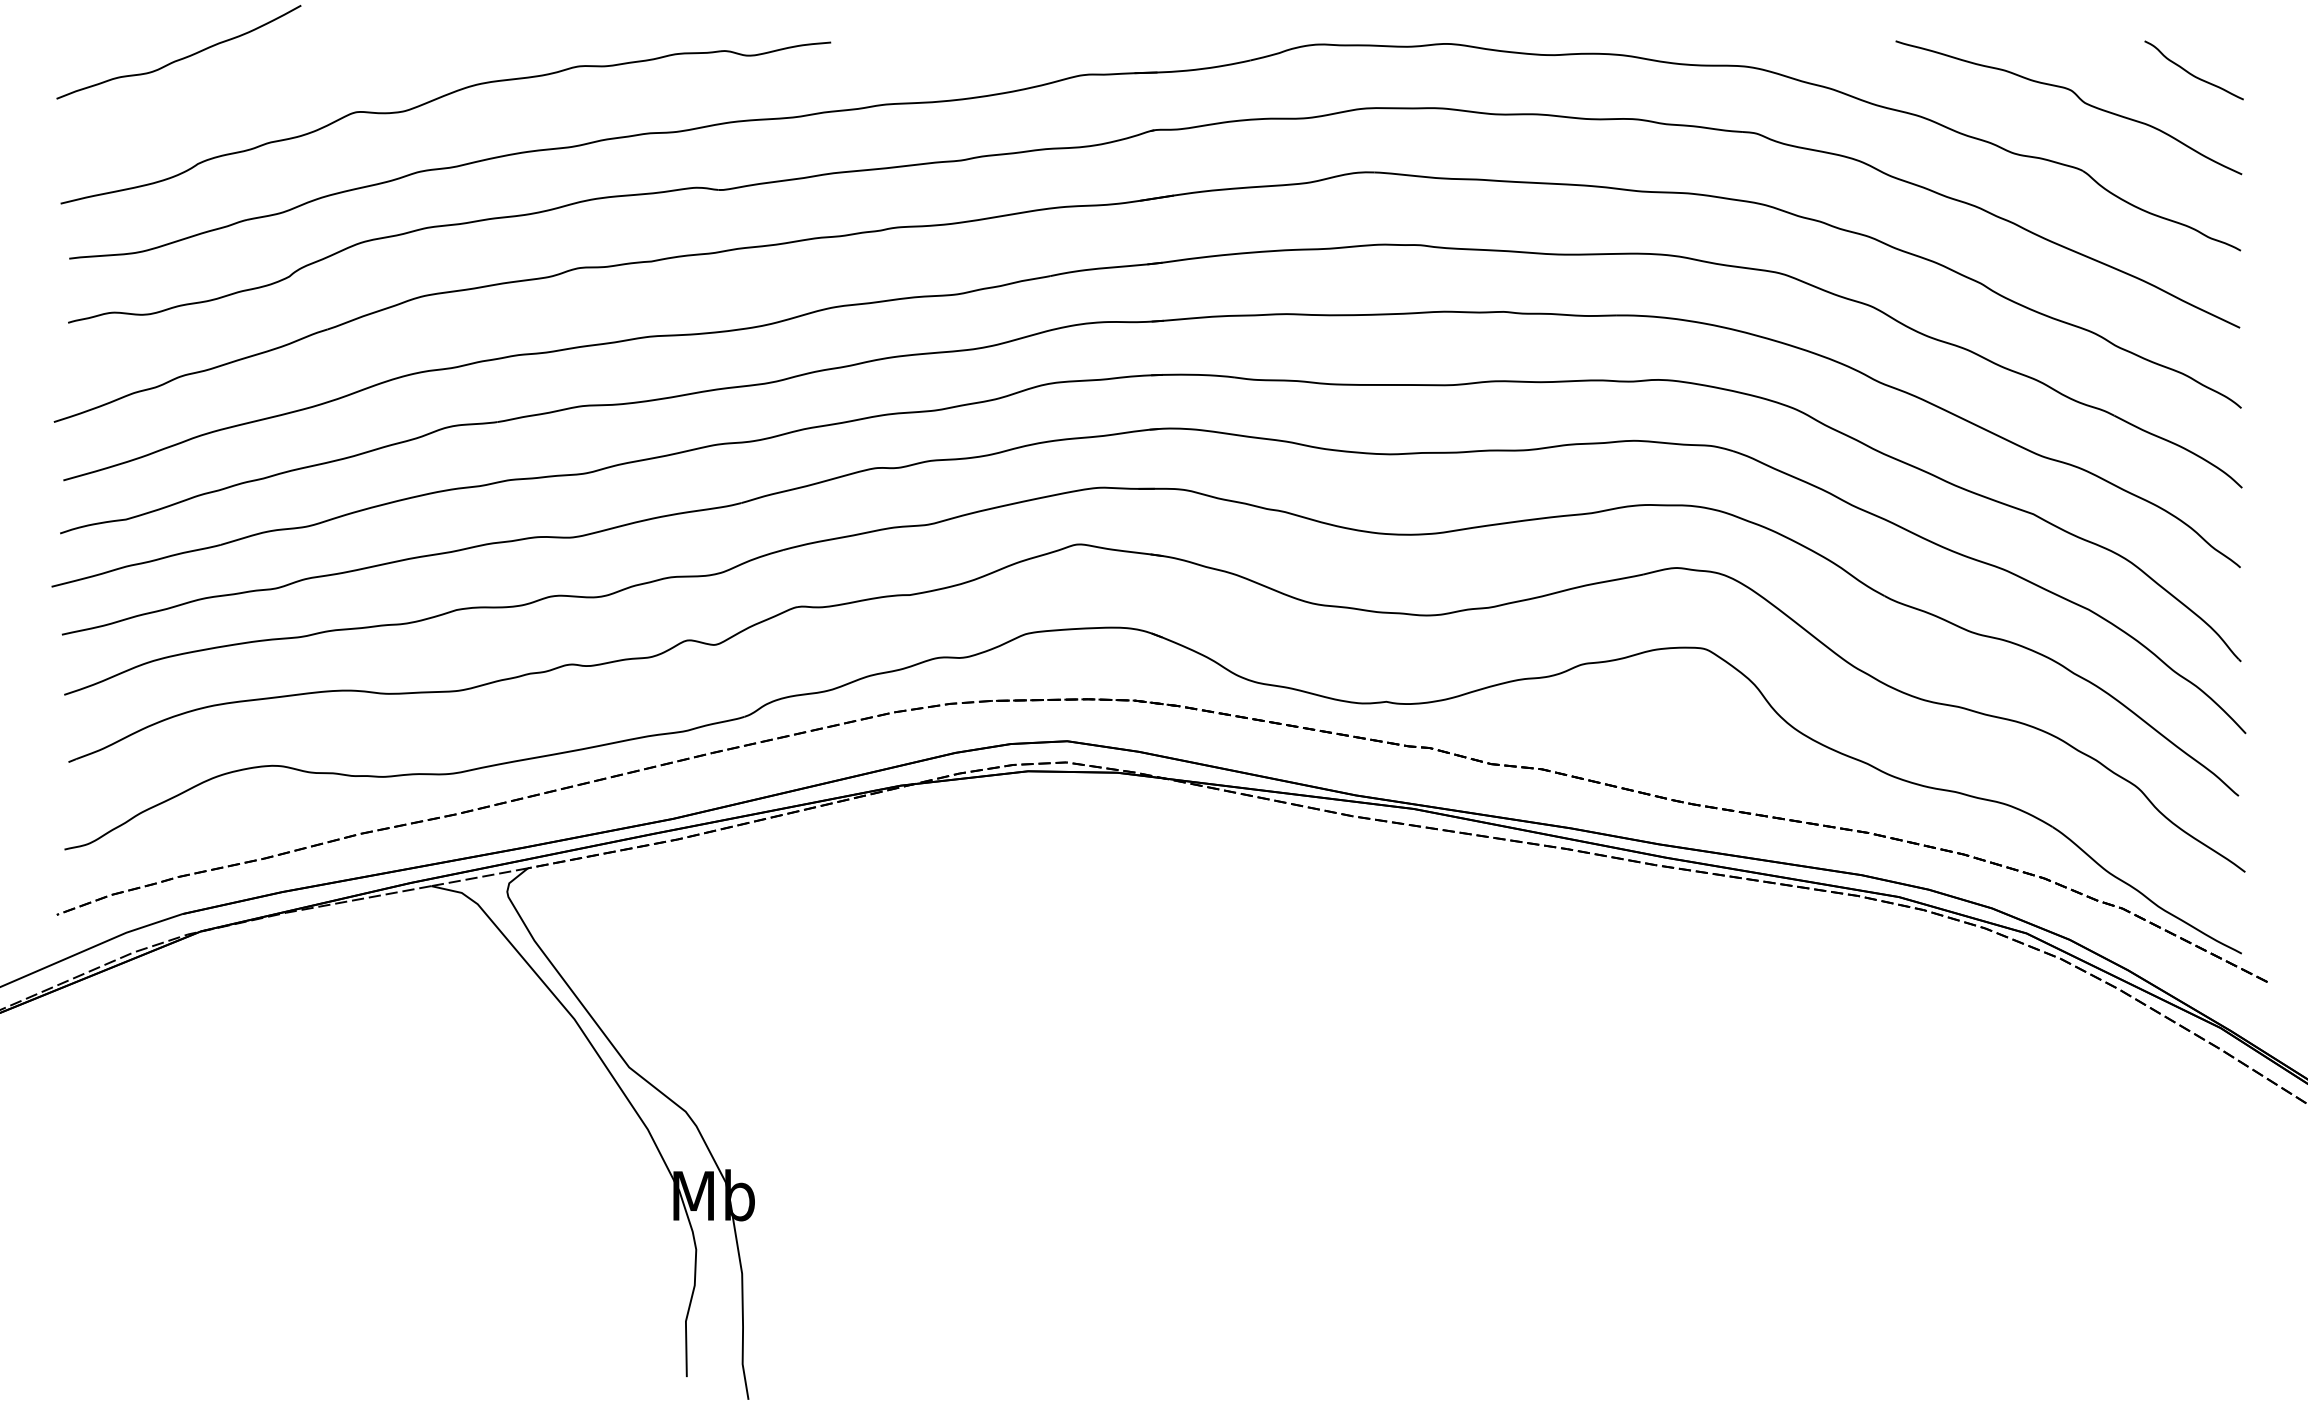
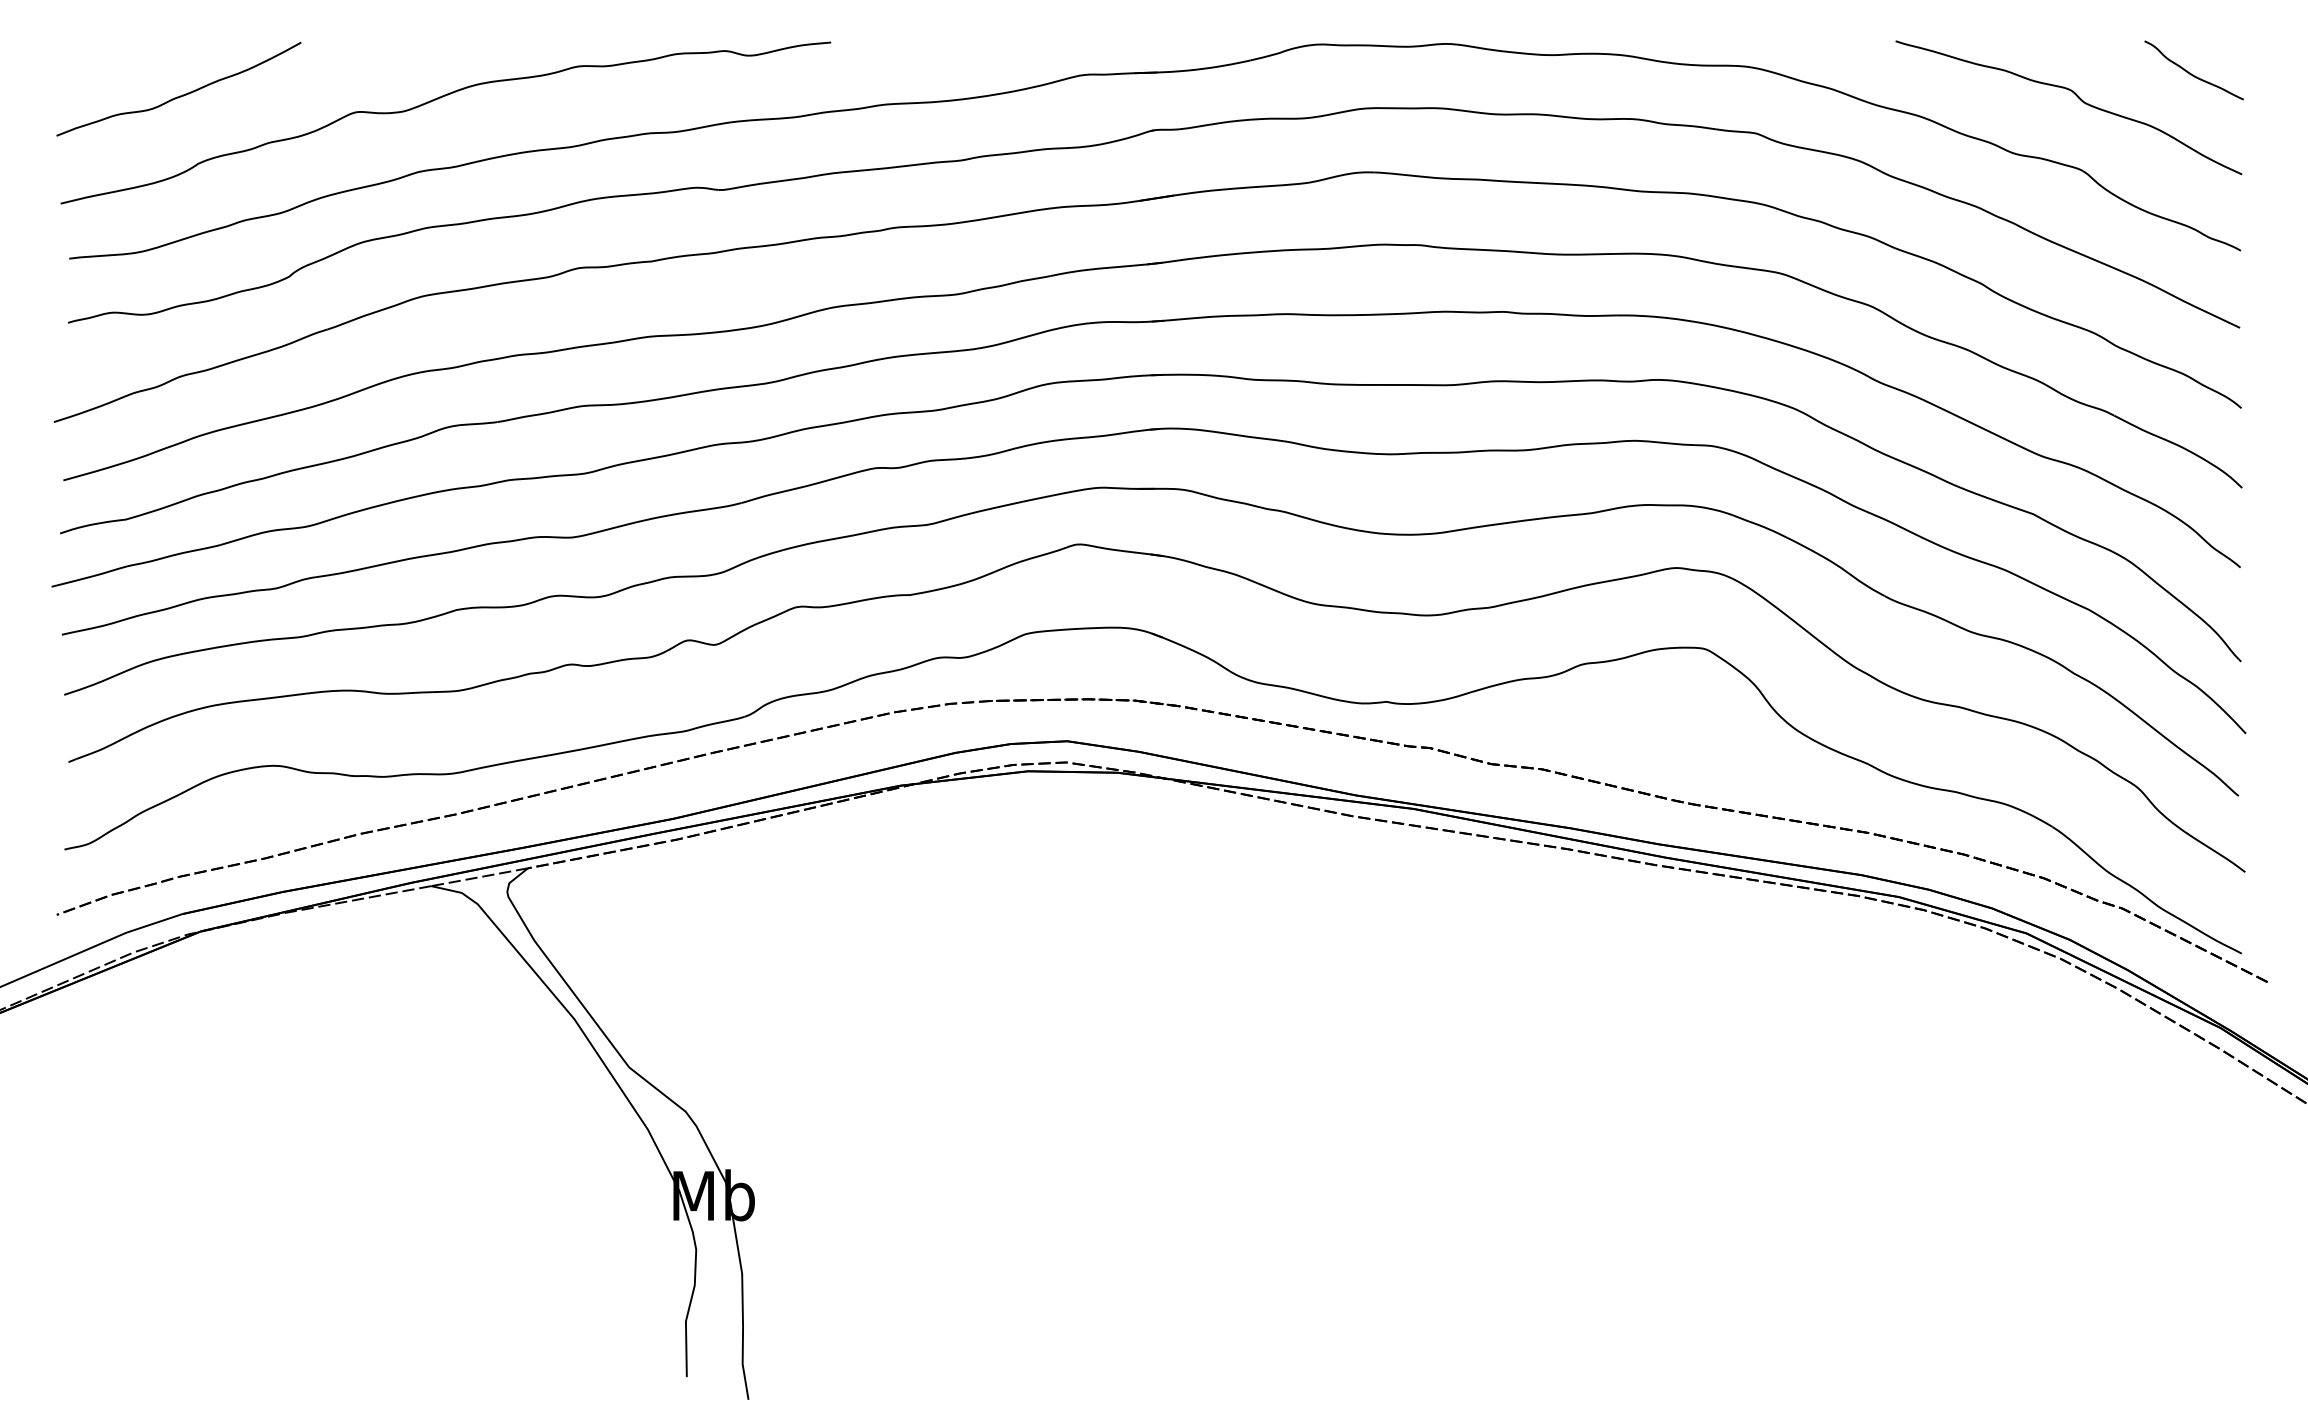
curve position: (180, 58) -> (180, 95) (180, 95)
